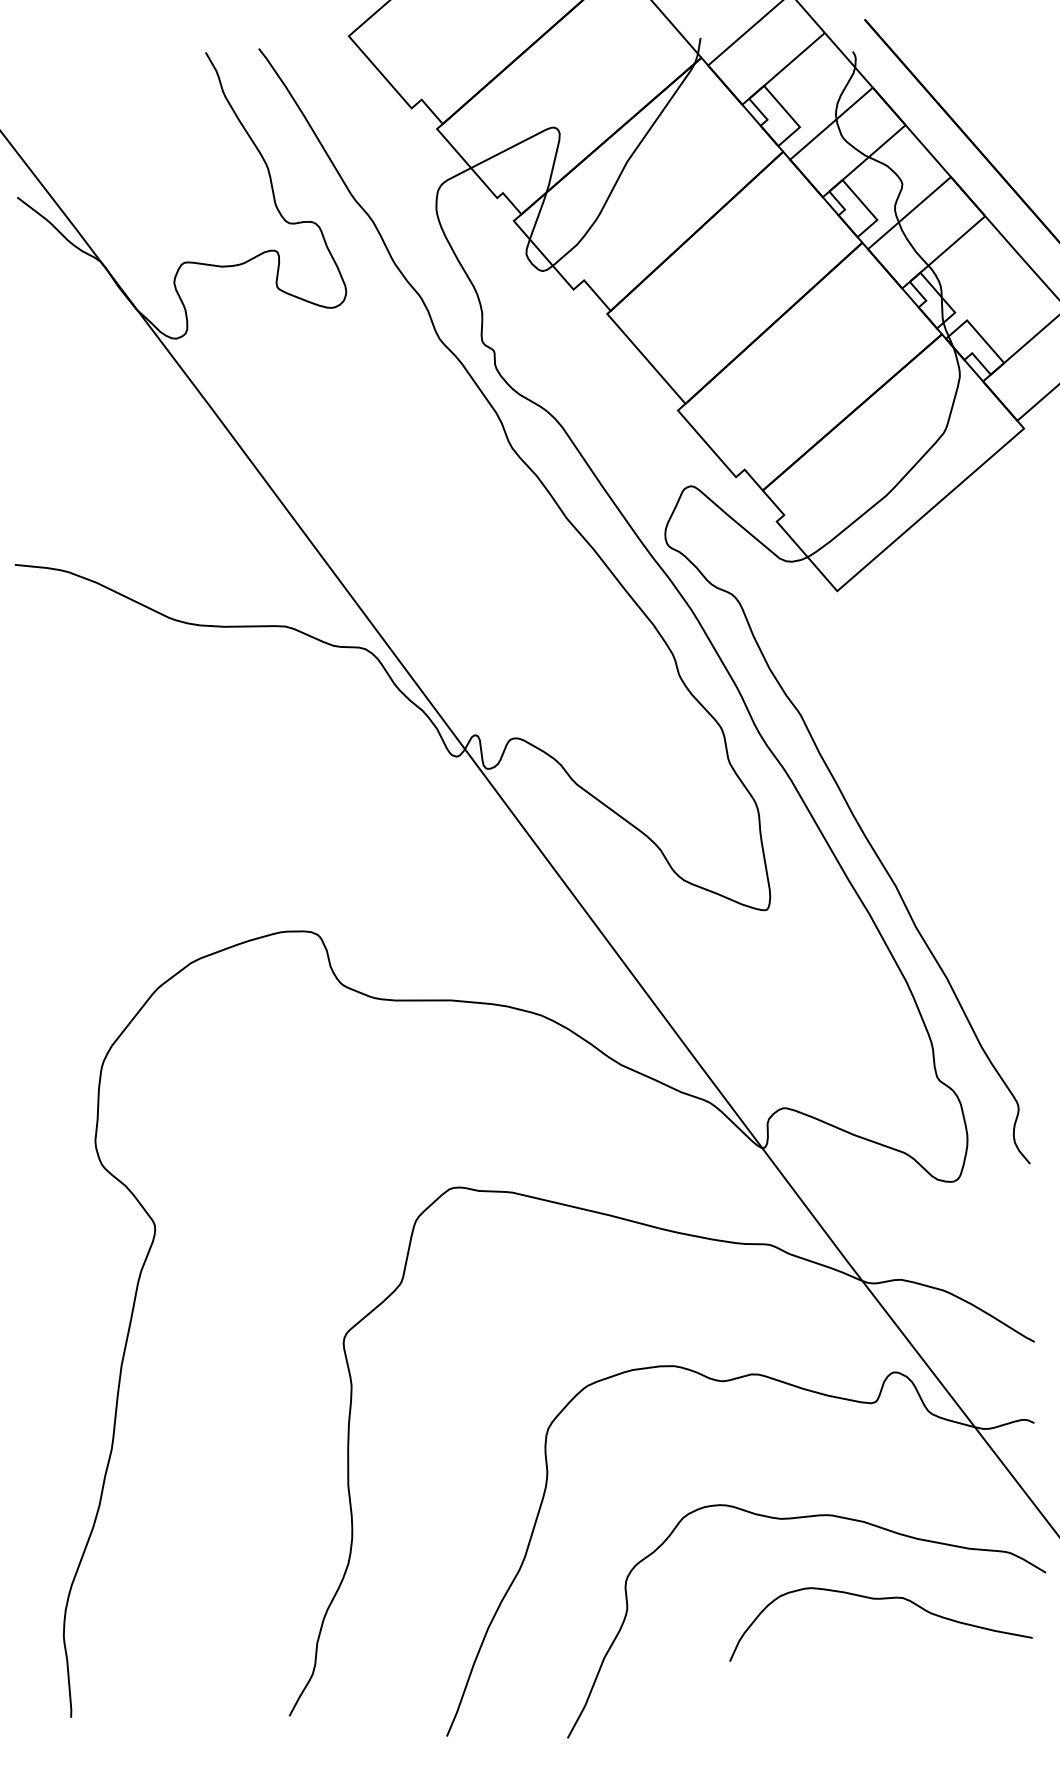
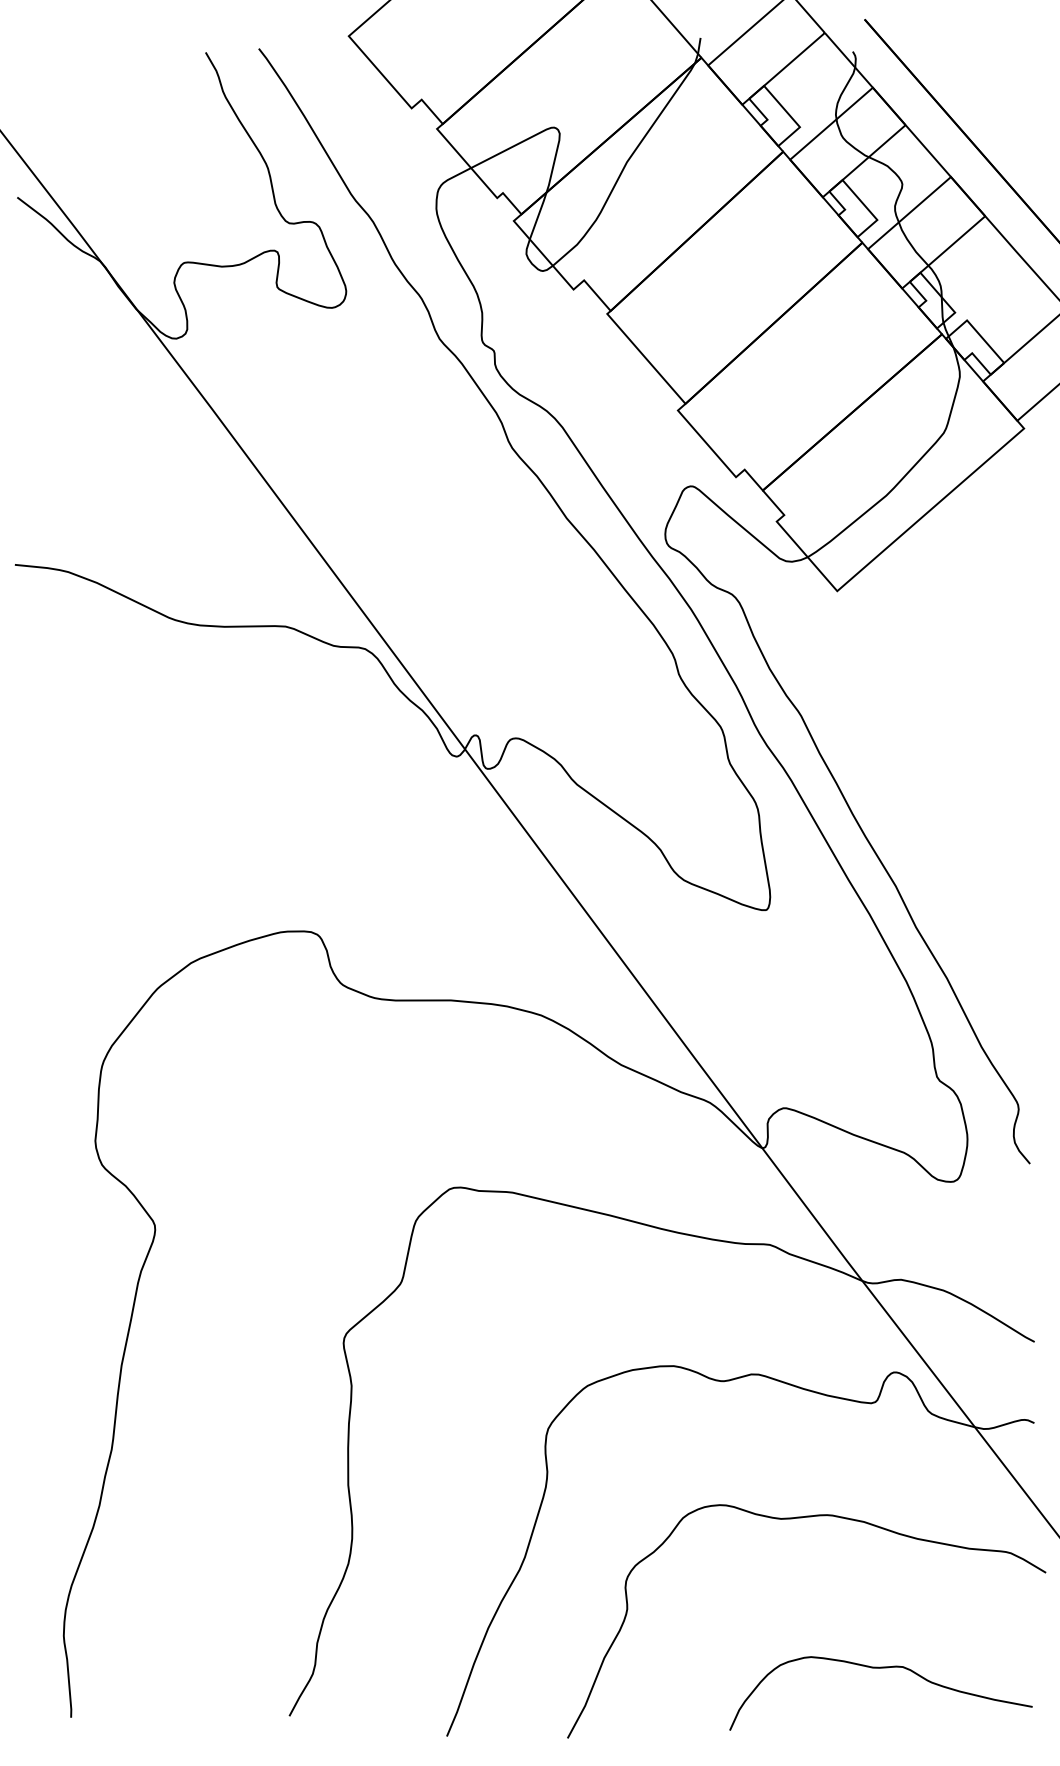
curve position: (880, 1599) -> (880, 1668) (880, 1668)
